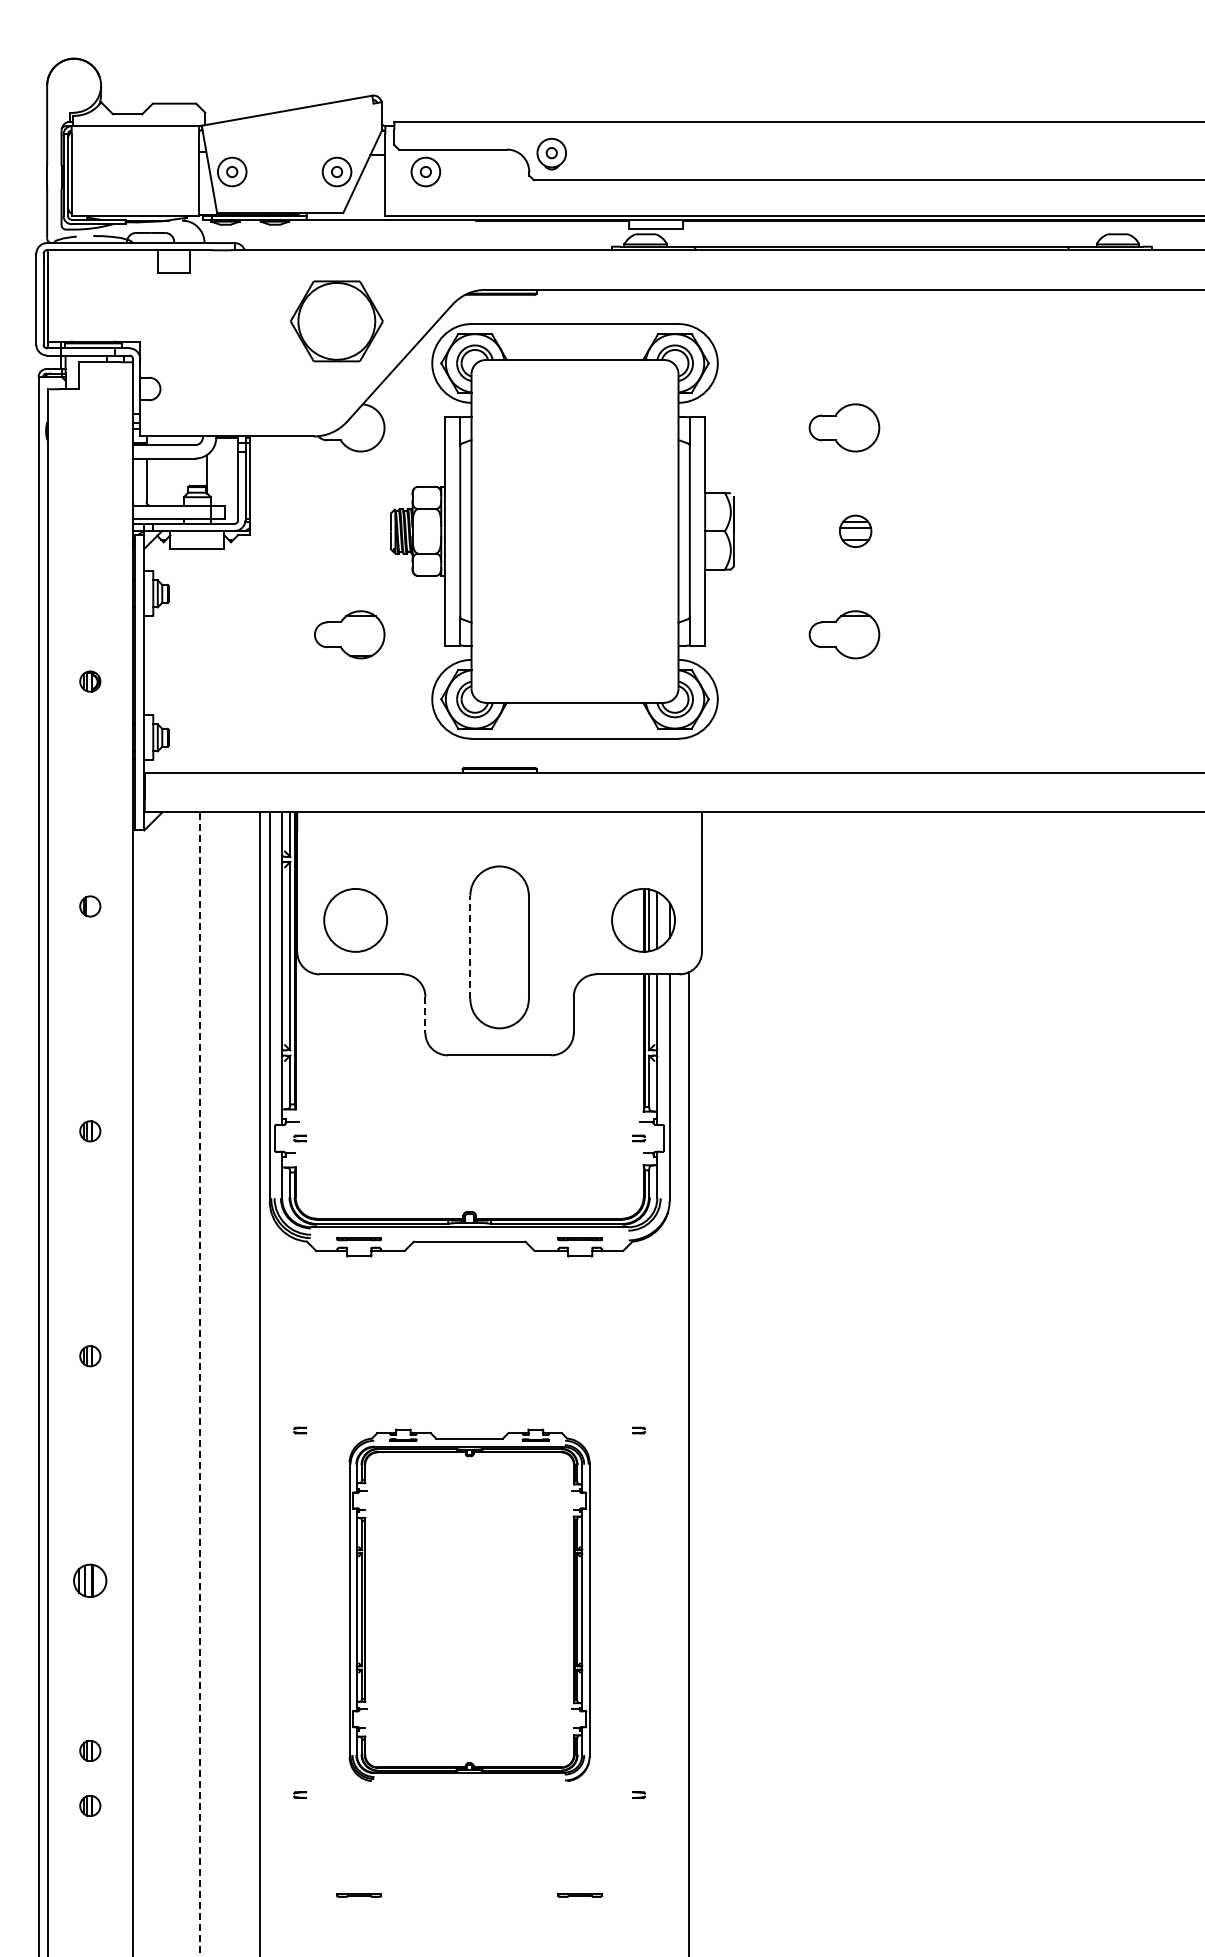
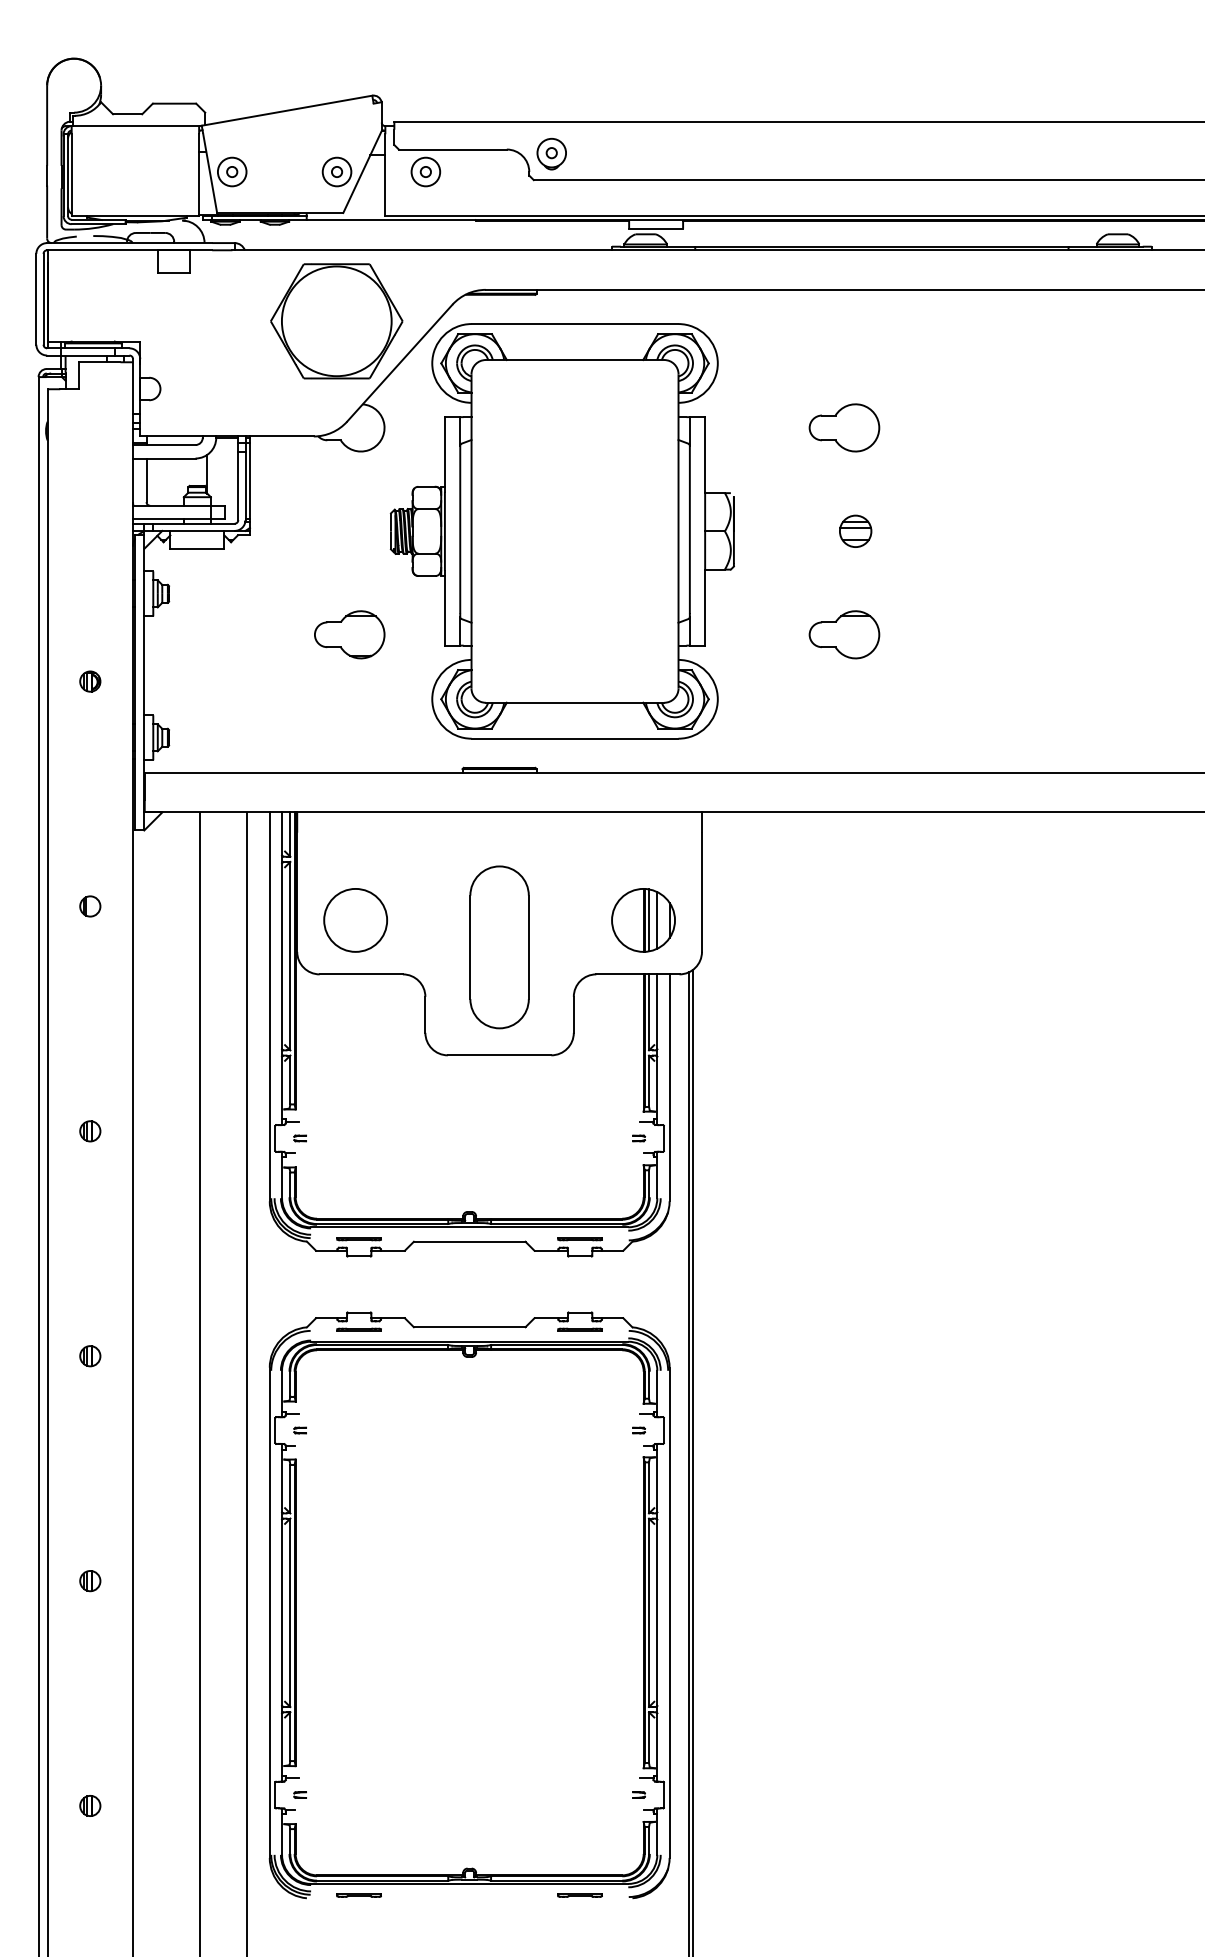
part size: 94x83 px -> 134x117 px (336, 321)
line: dashed -> solid (470, 947)
line: dashed -> solid (425, 1014)
line position: (260, 1382) -> (247, 1382) (247, 1382)
line: dashed -> solid (200, 1384)
line: none -> present (693, 1461)
part size: 35x35 px -> 23x23 px (90, 1581)
part size: 243x354 px -> 403x589 px (469, 1605)
part: present -> none (90, 1750)
